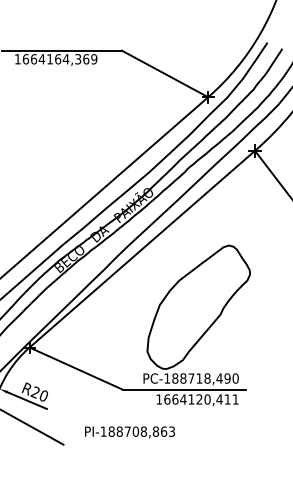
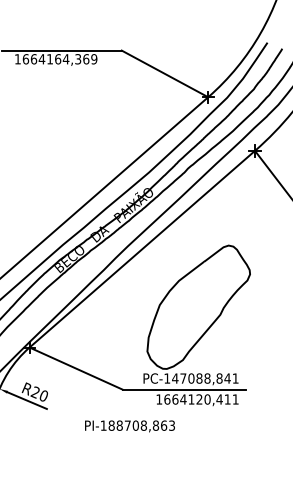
text: PC-188718,490 -> PC-147088,841 (205, 378)
line: present -> none (32, 427)
text position: (129, 432) -> (129, 426) (129, 426)
